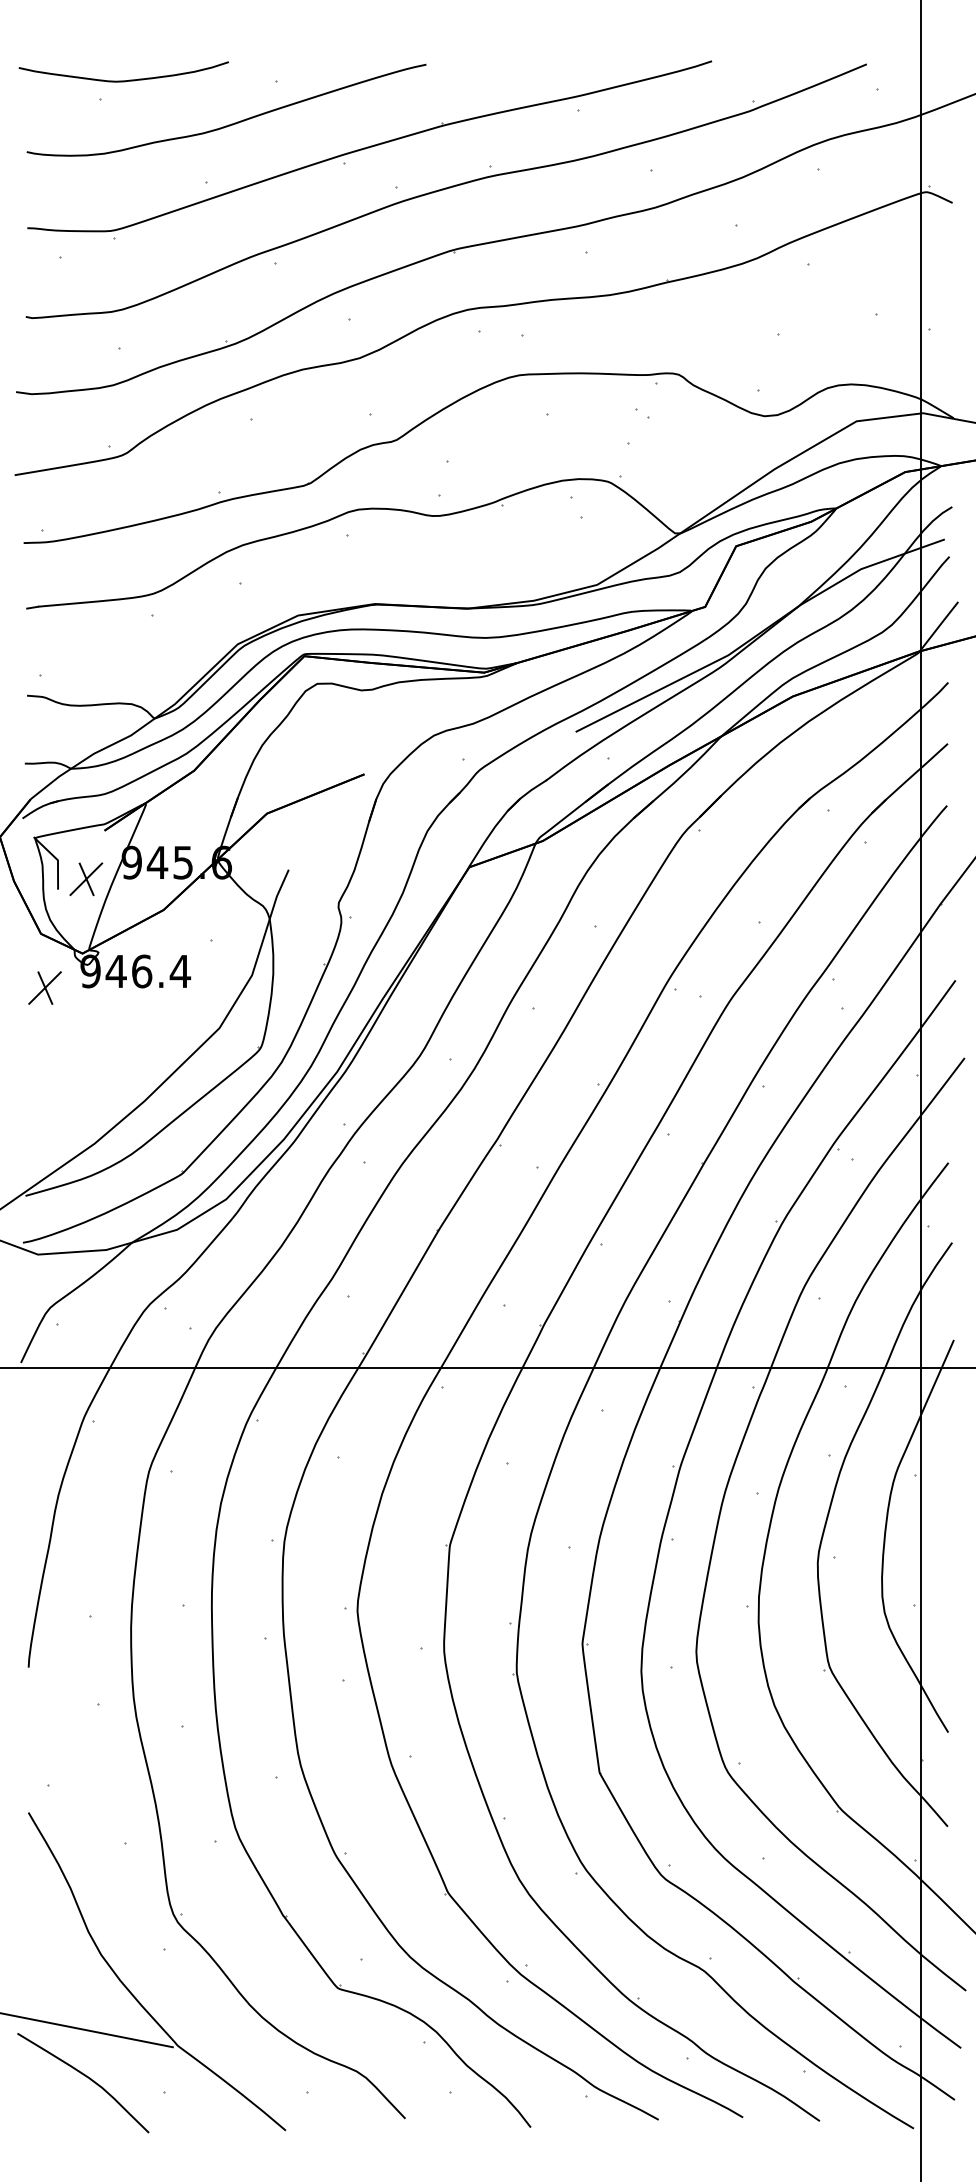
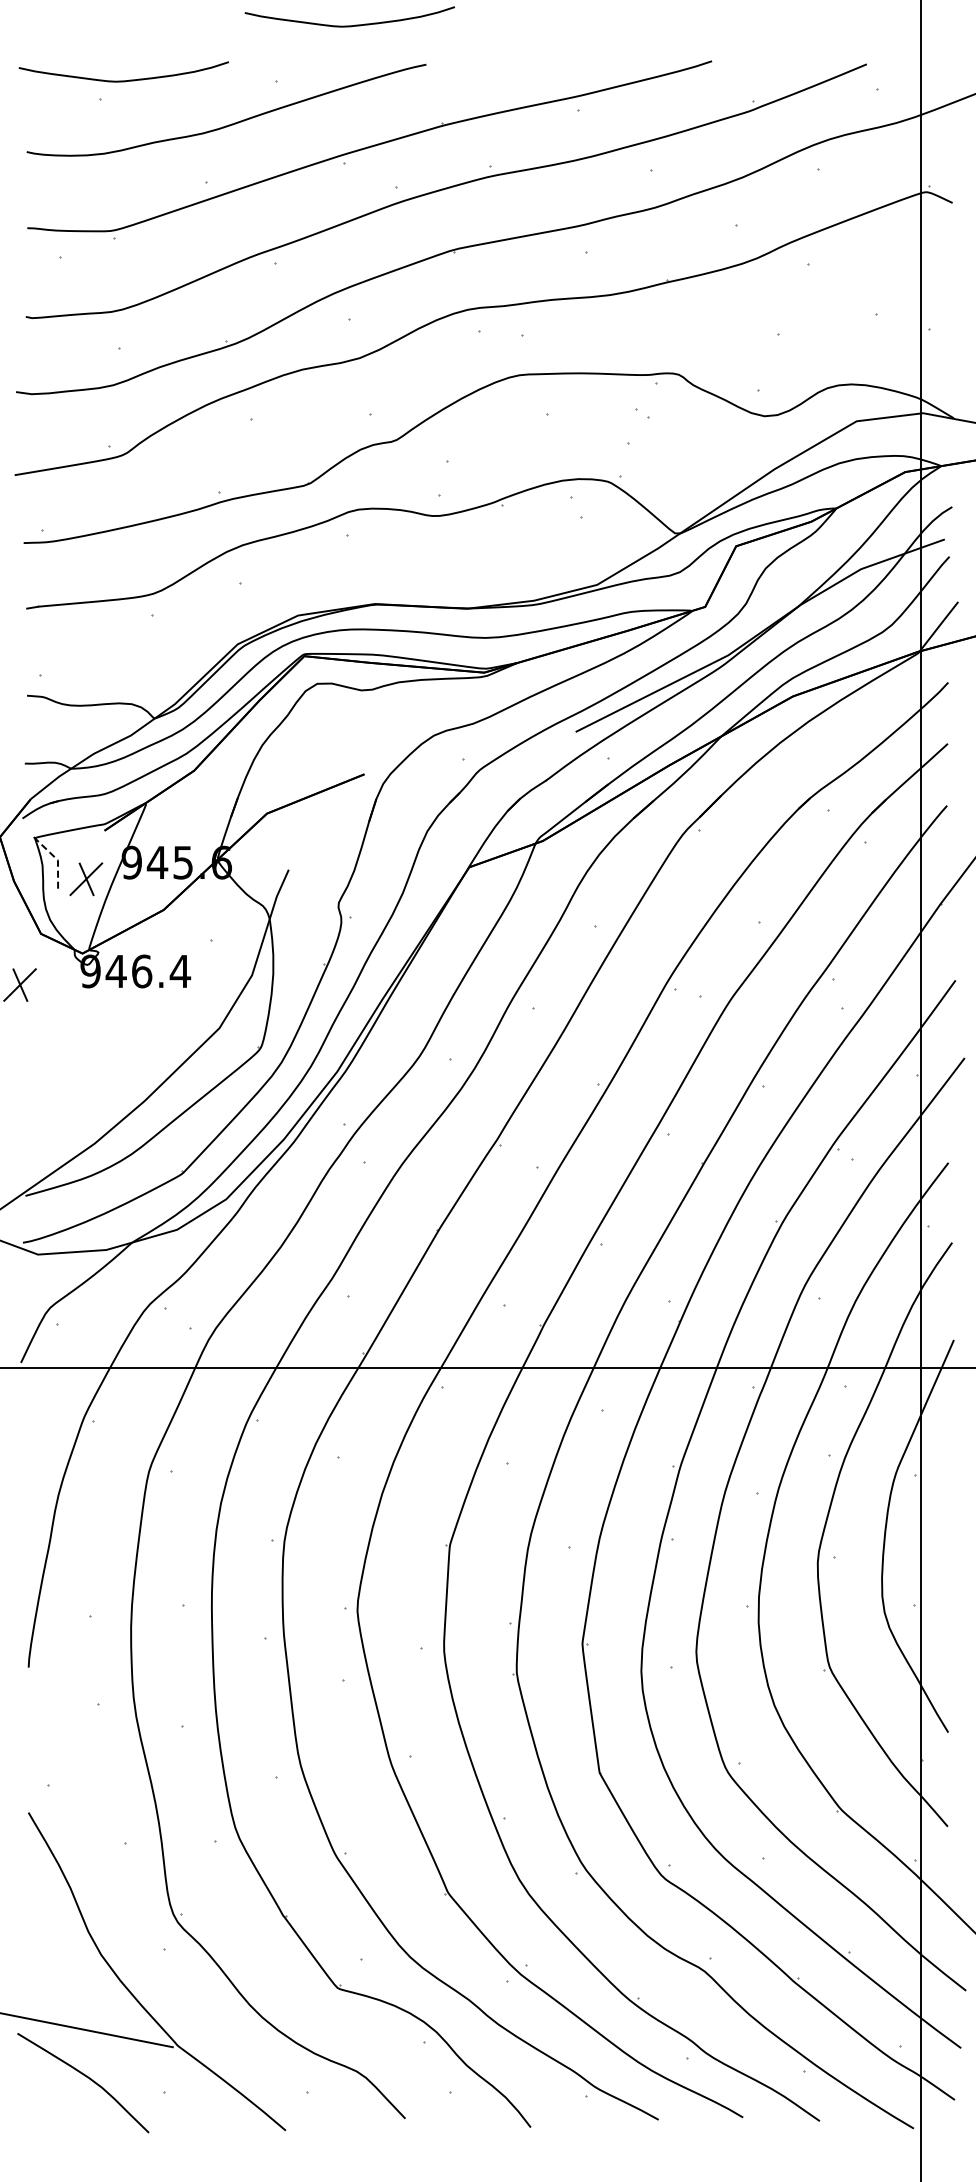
curve: none -> present (349, 25)
line: solid -> dashed (57, 859)
part position: (44, 987) -> (19, 984) (19, 984)
